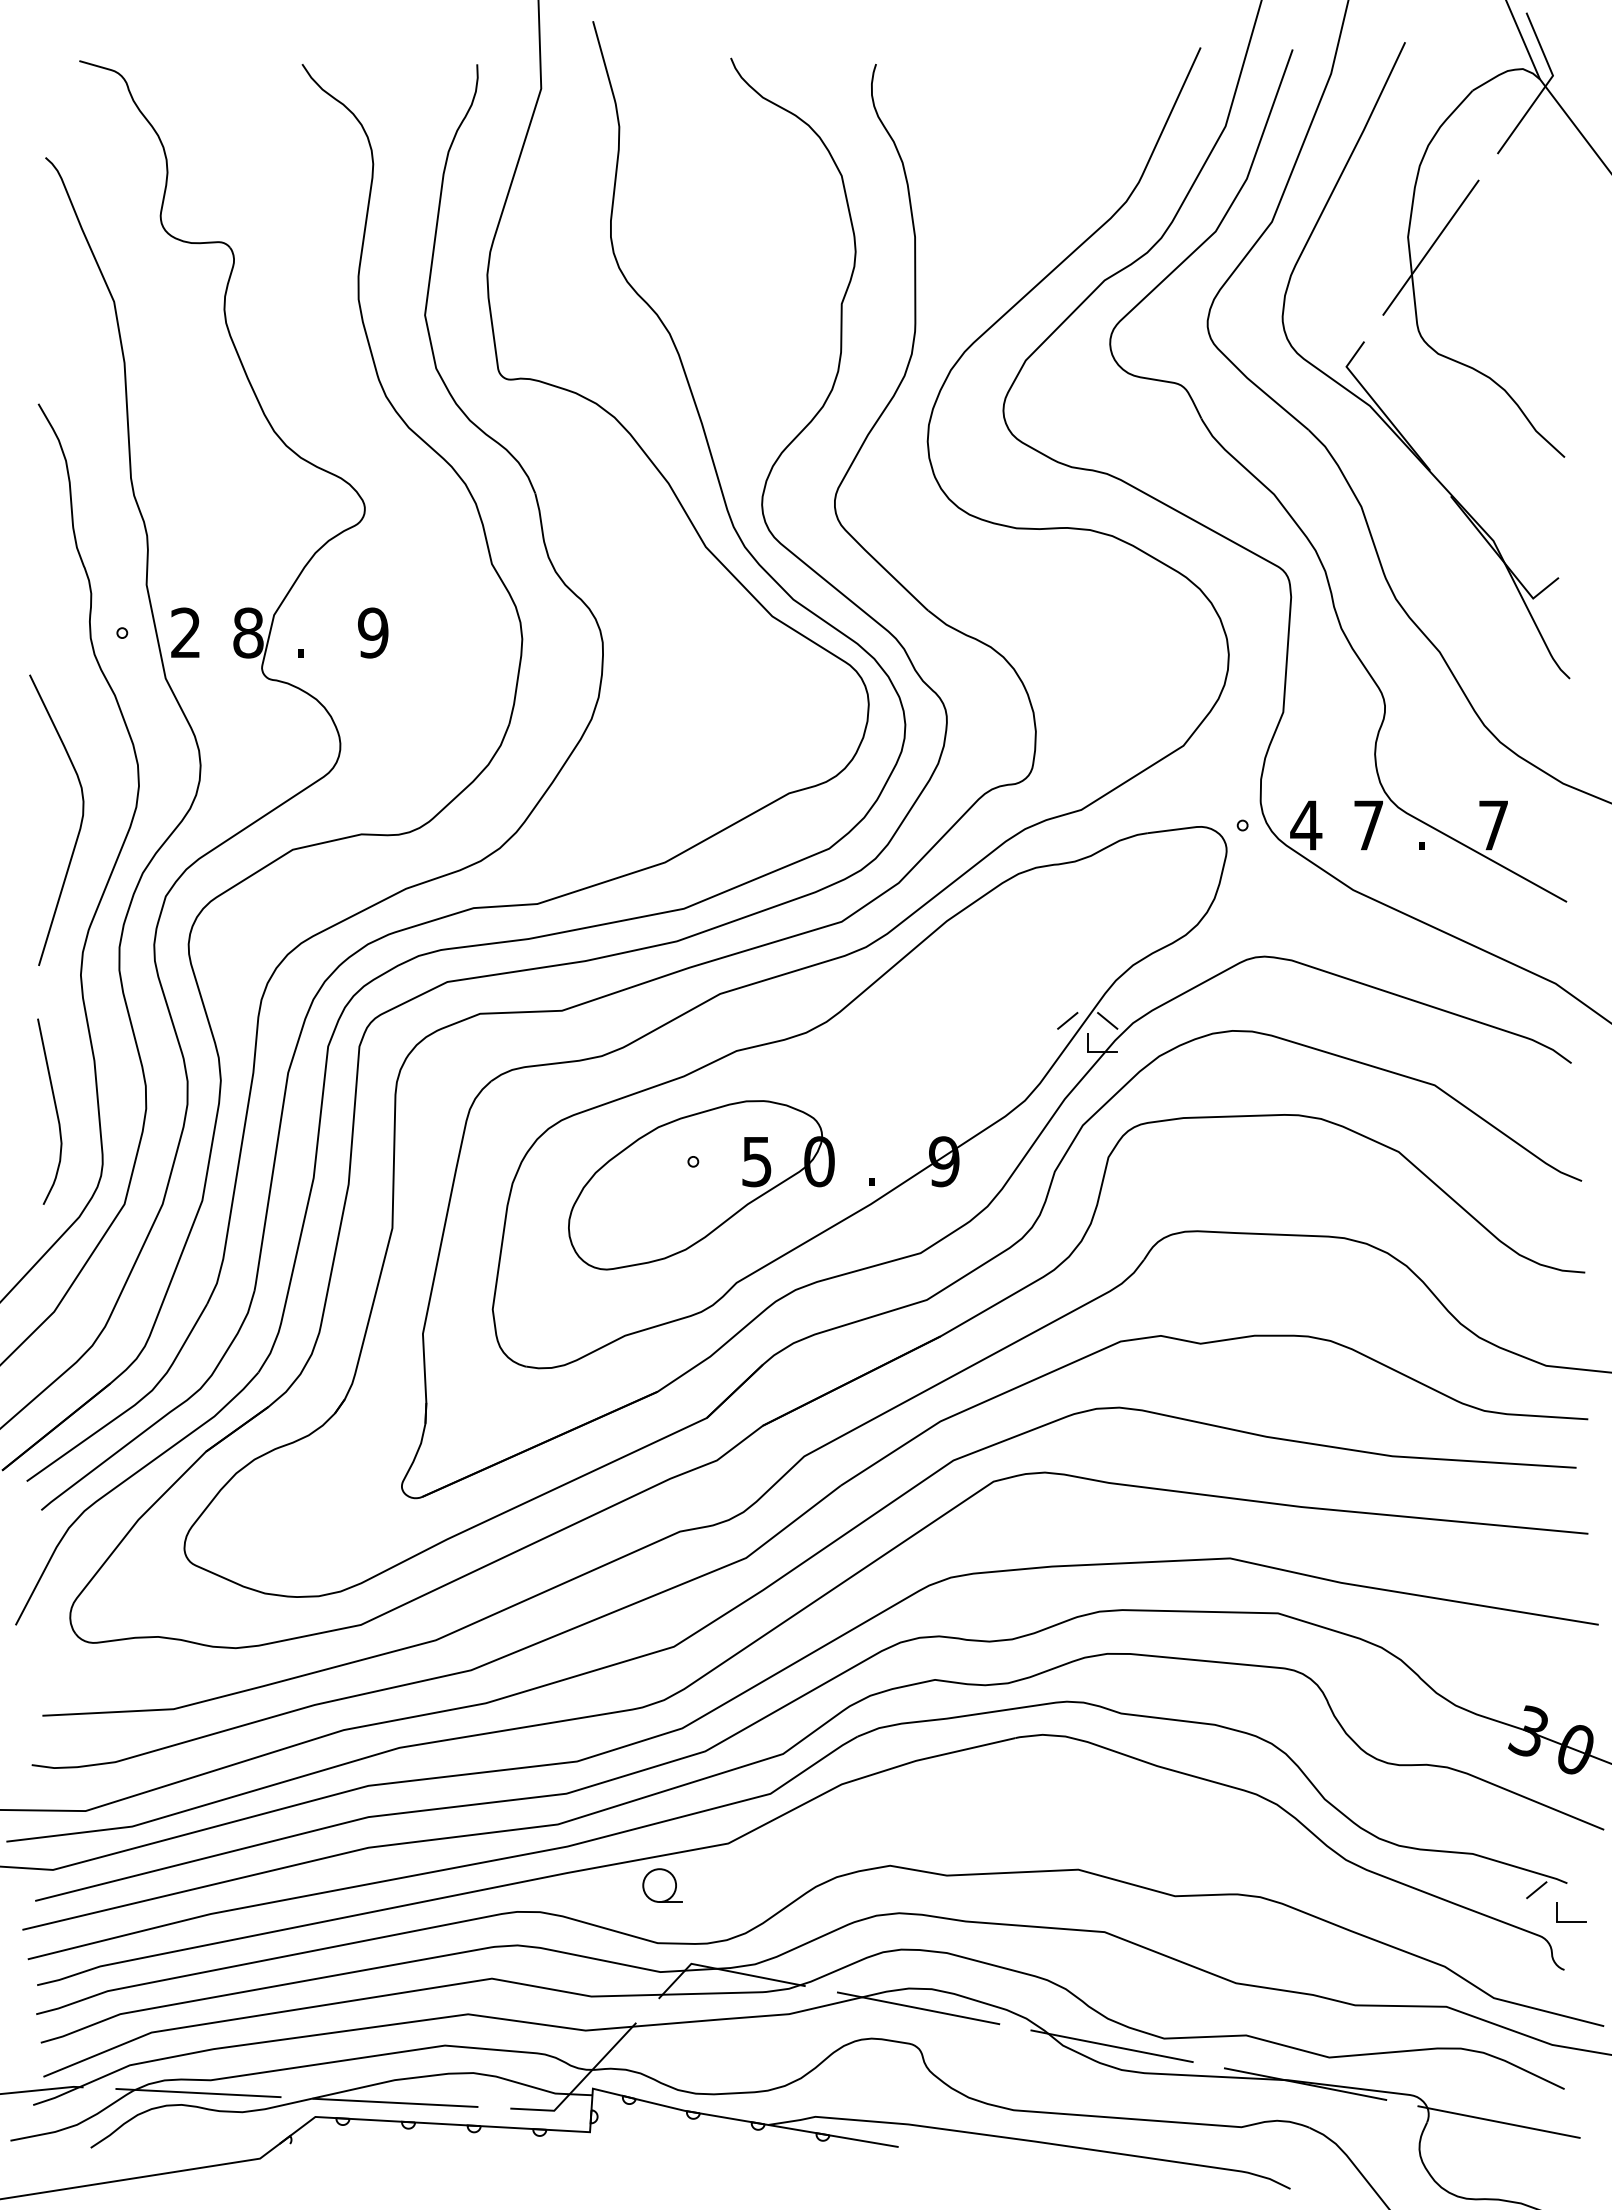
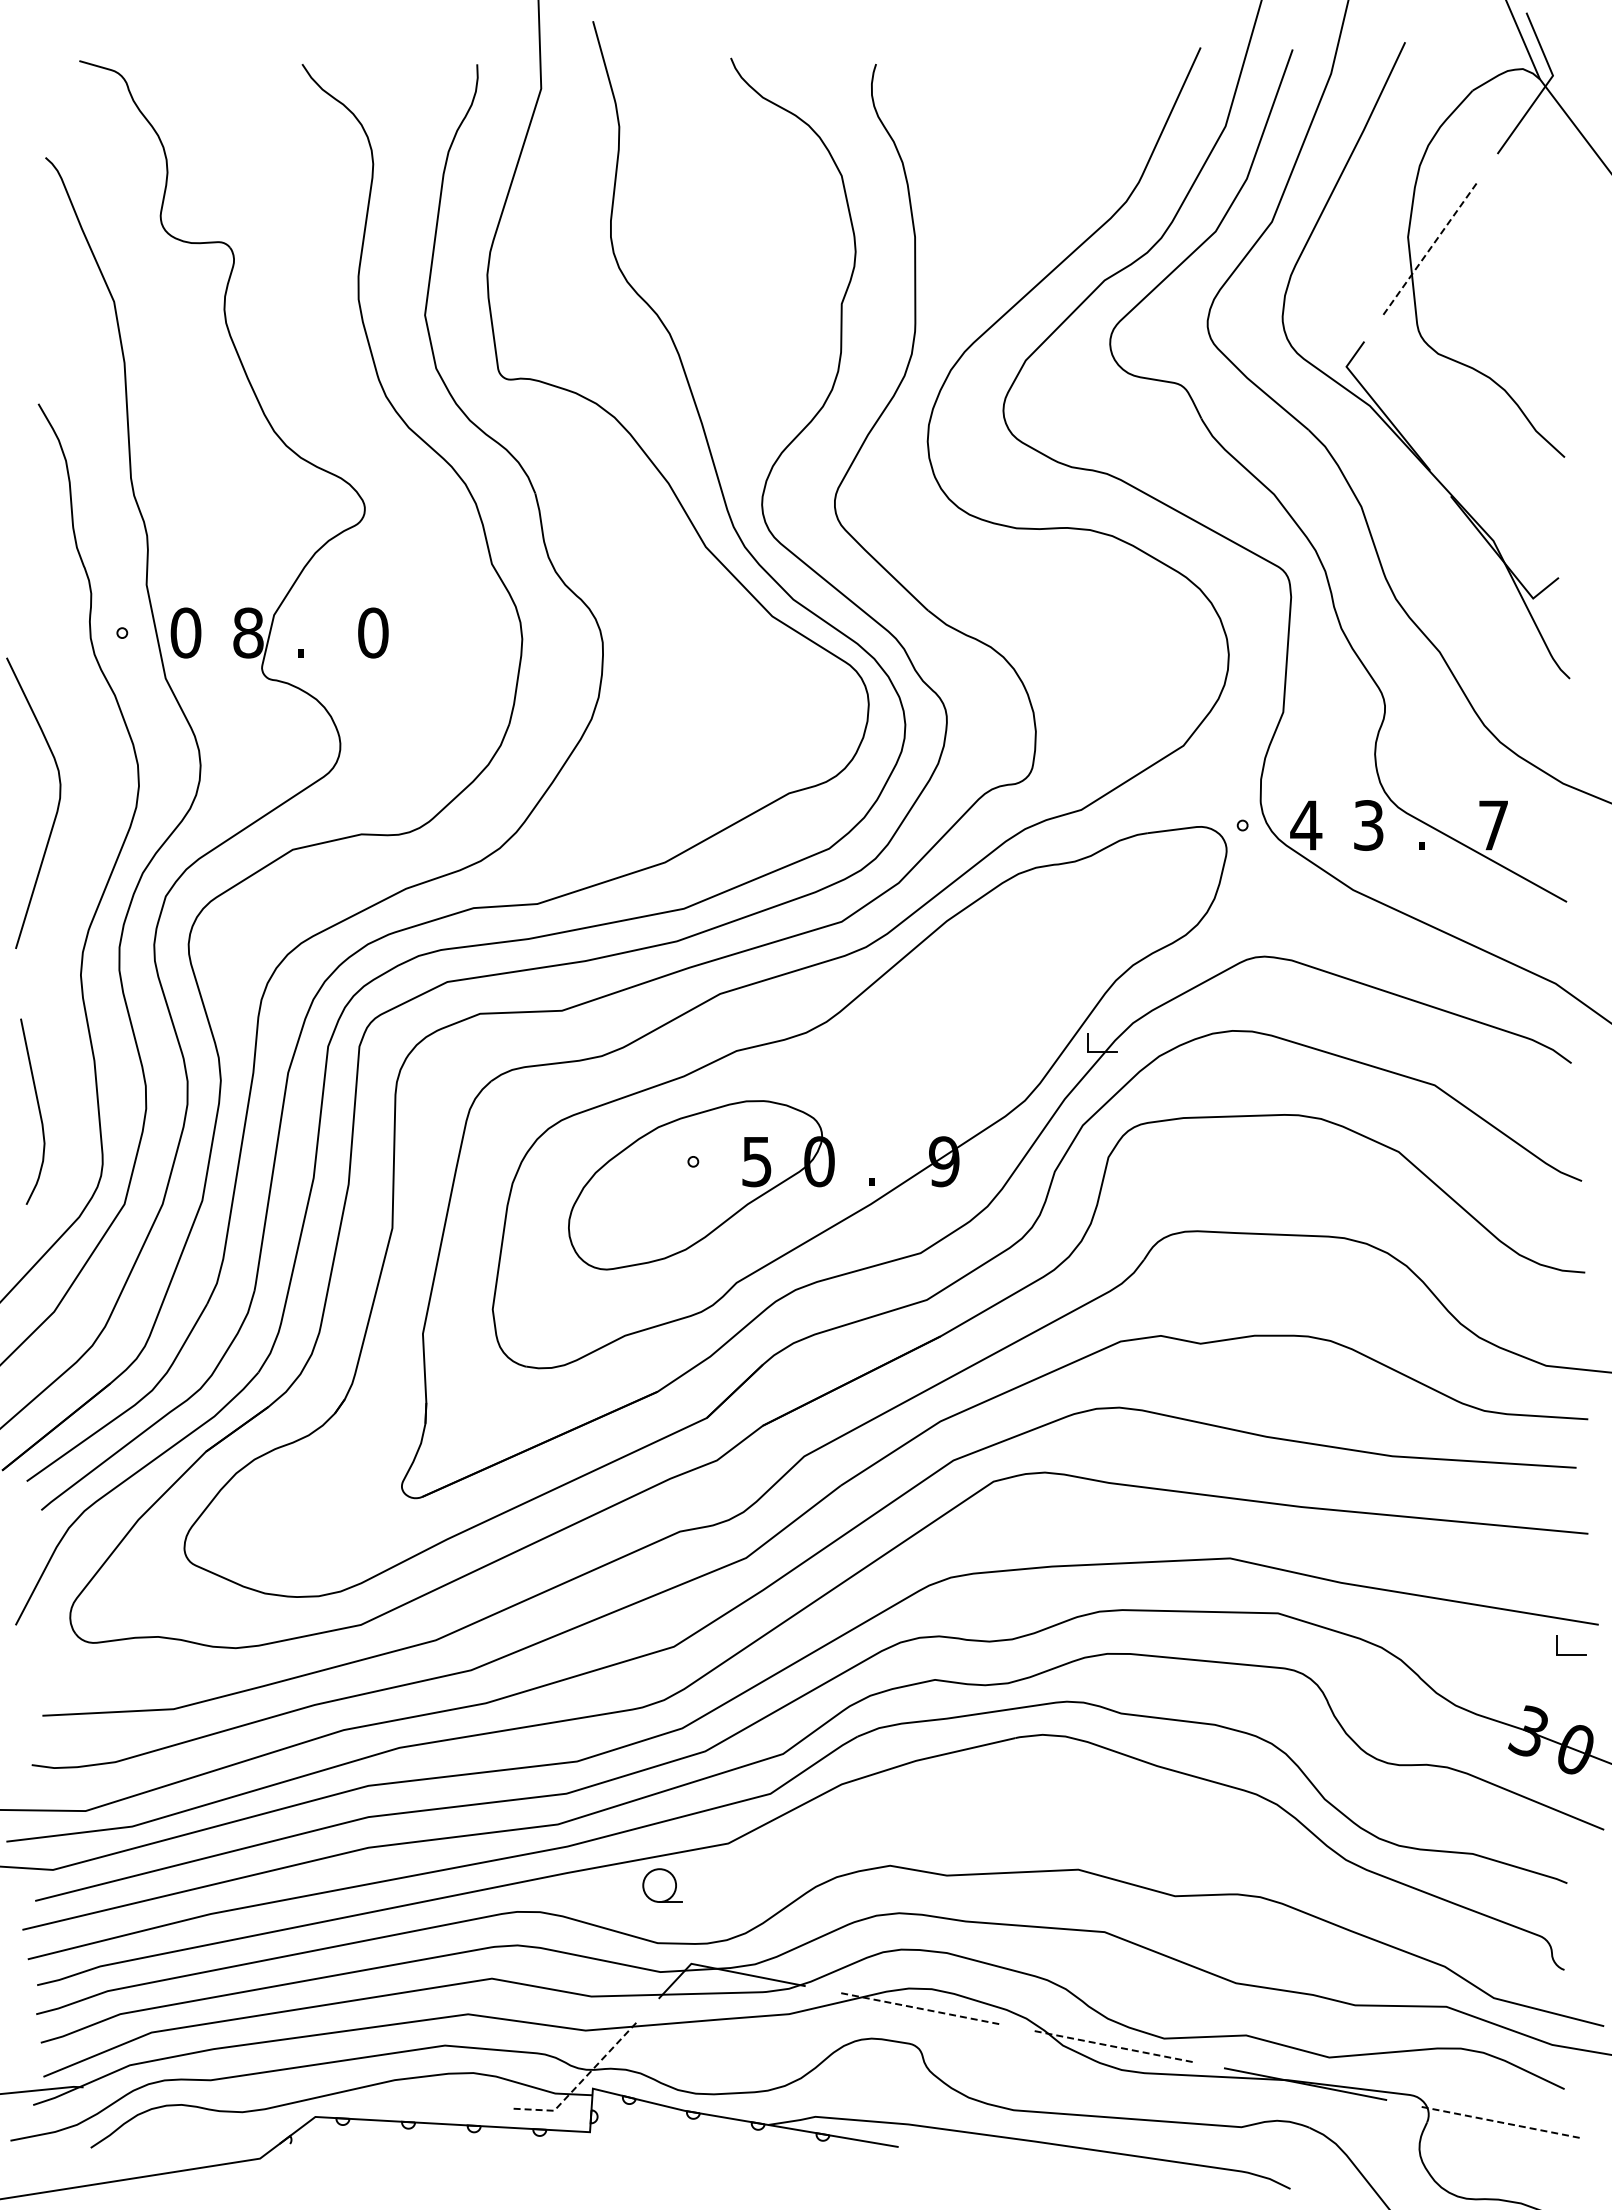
line: solid -> dashed (1431, 247)
text: 2 -> 0 (185, 632)
text: 9 -> 0 (373, 632)
text: 7 -> 3 (1368, 825)
curve position: (79, 826) -> (56, 809) (56, 809)
line: present -> none (1067, 1020)
line: present -> none (1107, 1020)
curve position: (55, 1111) -> (38, 1111) (38, 1111)
line: present -> none (1536, 1890)
part position: (1571, 1921) -> (1571, 1654) (1571, 1654)
line: solid -> dashed (918, 2008)
line: solid -> dashed (1111, 2046)
line: solid -> dashed (579, 2083)
line: present -> none (198, 2092)
line: present -> none (395, 2102)
line: solid -> dashed (1498, 2121)
